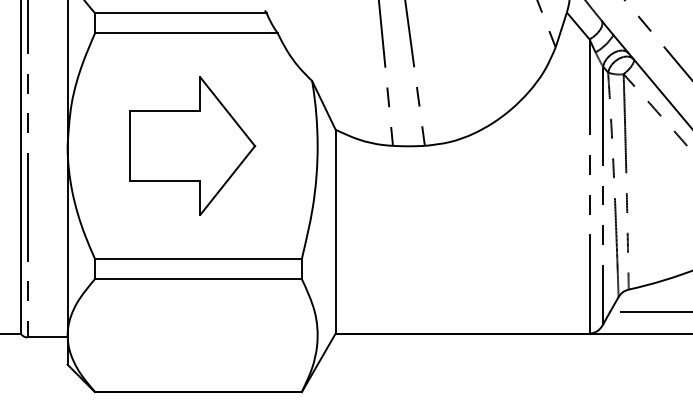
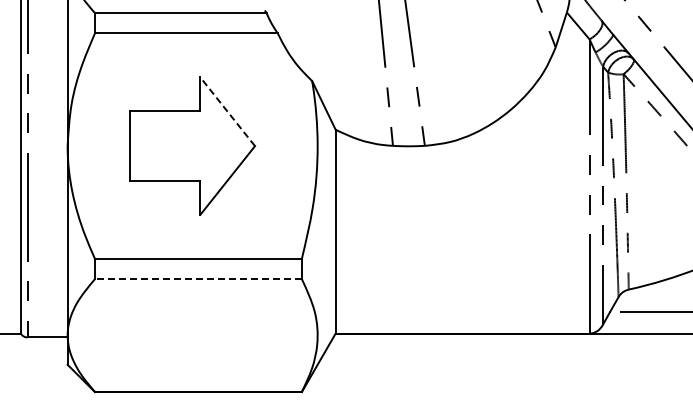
line: solid -> dashed (227, 111)
line: solid -> dashed (197, 279)
